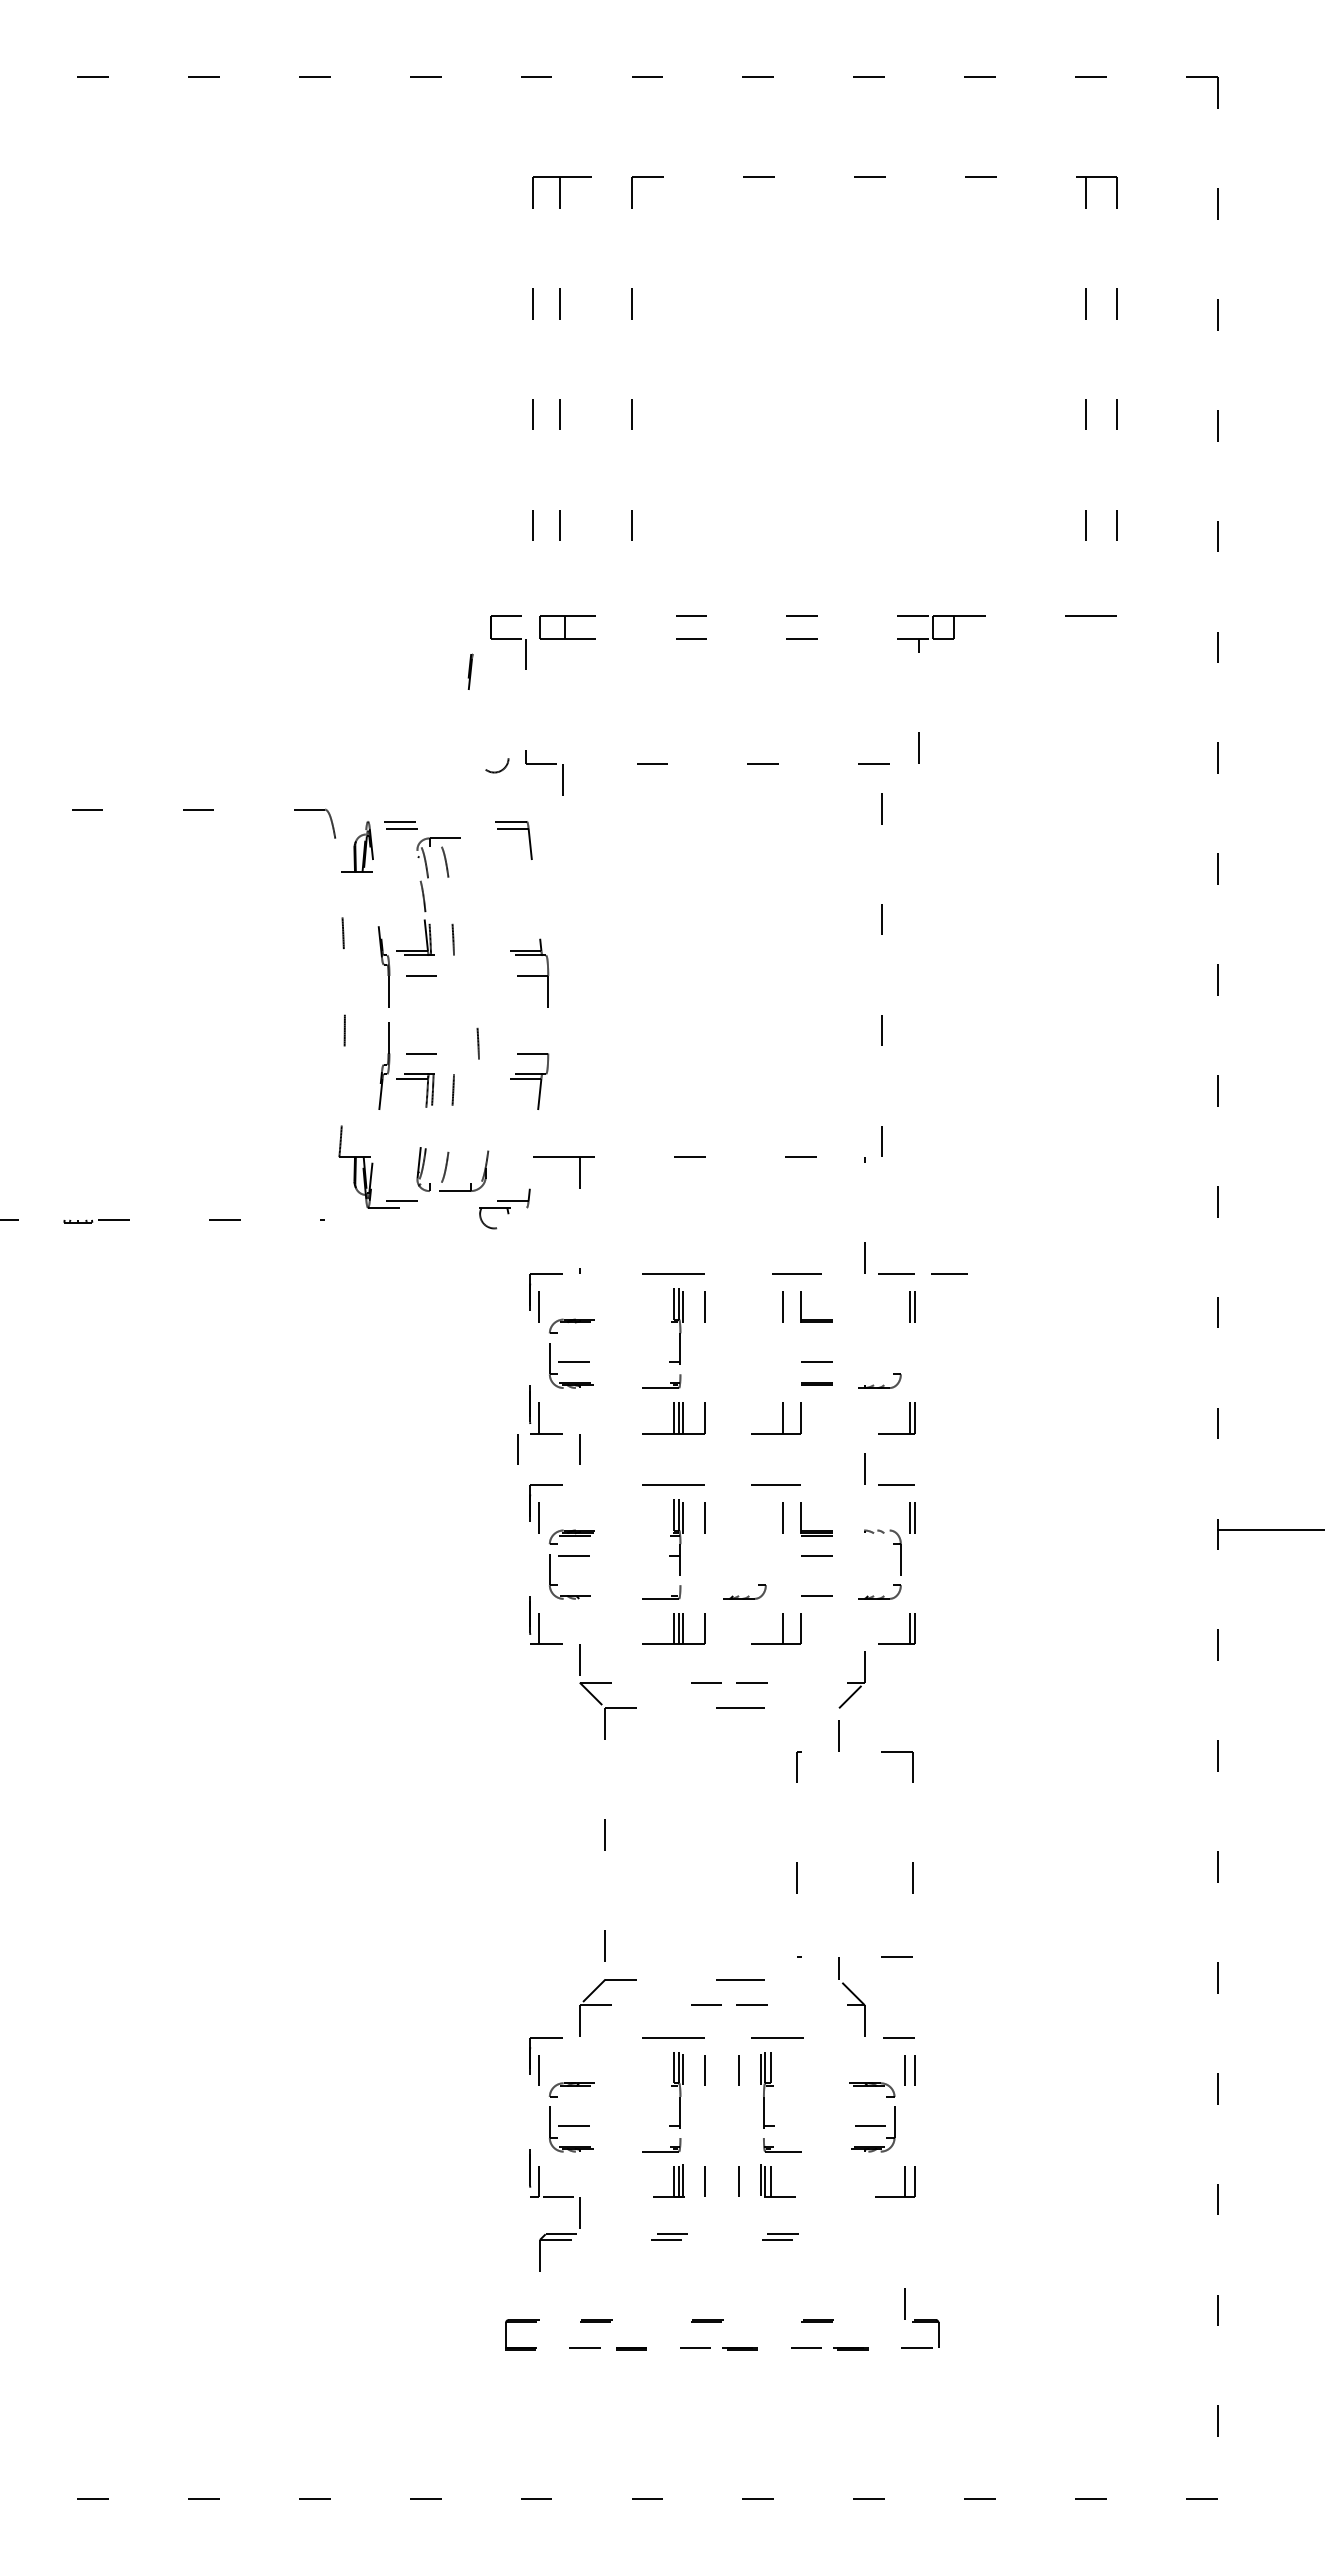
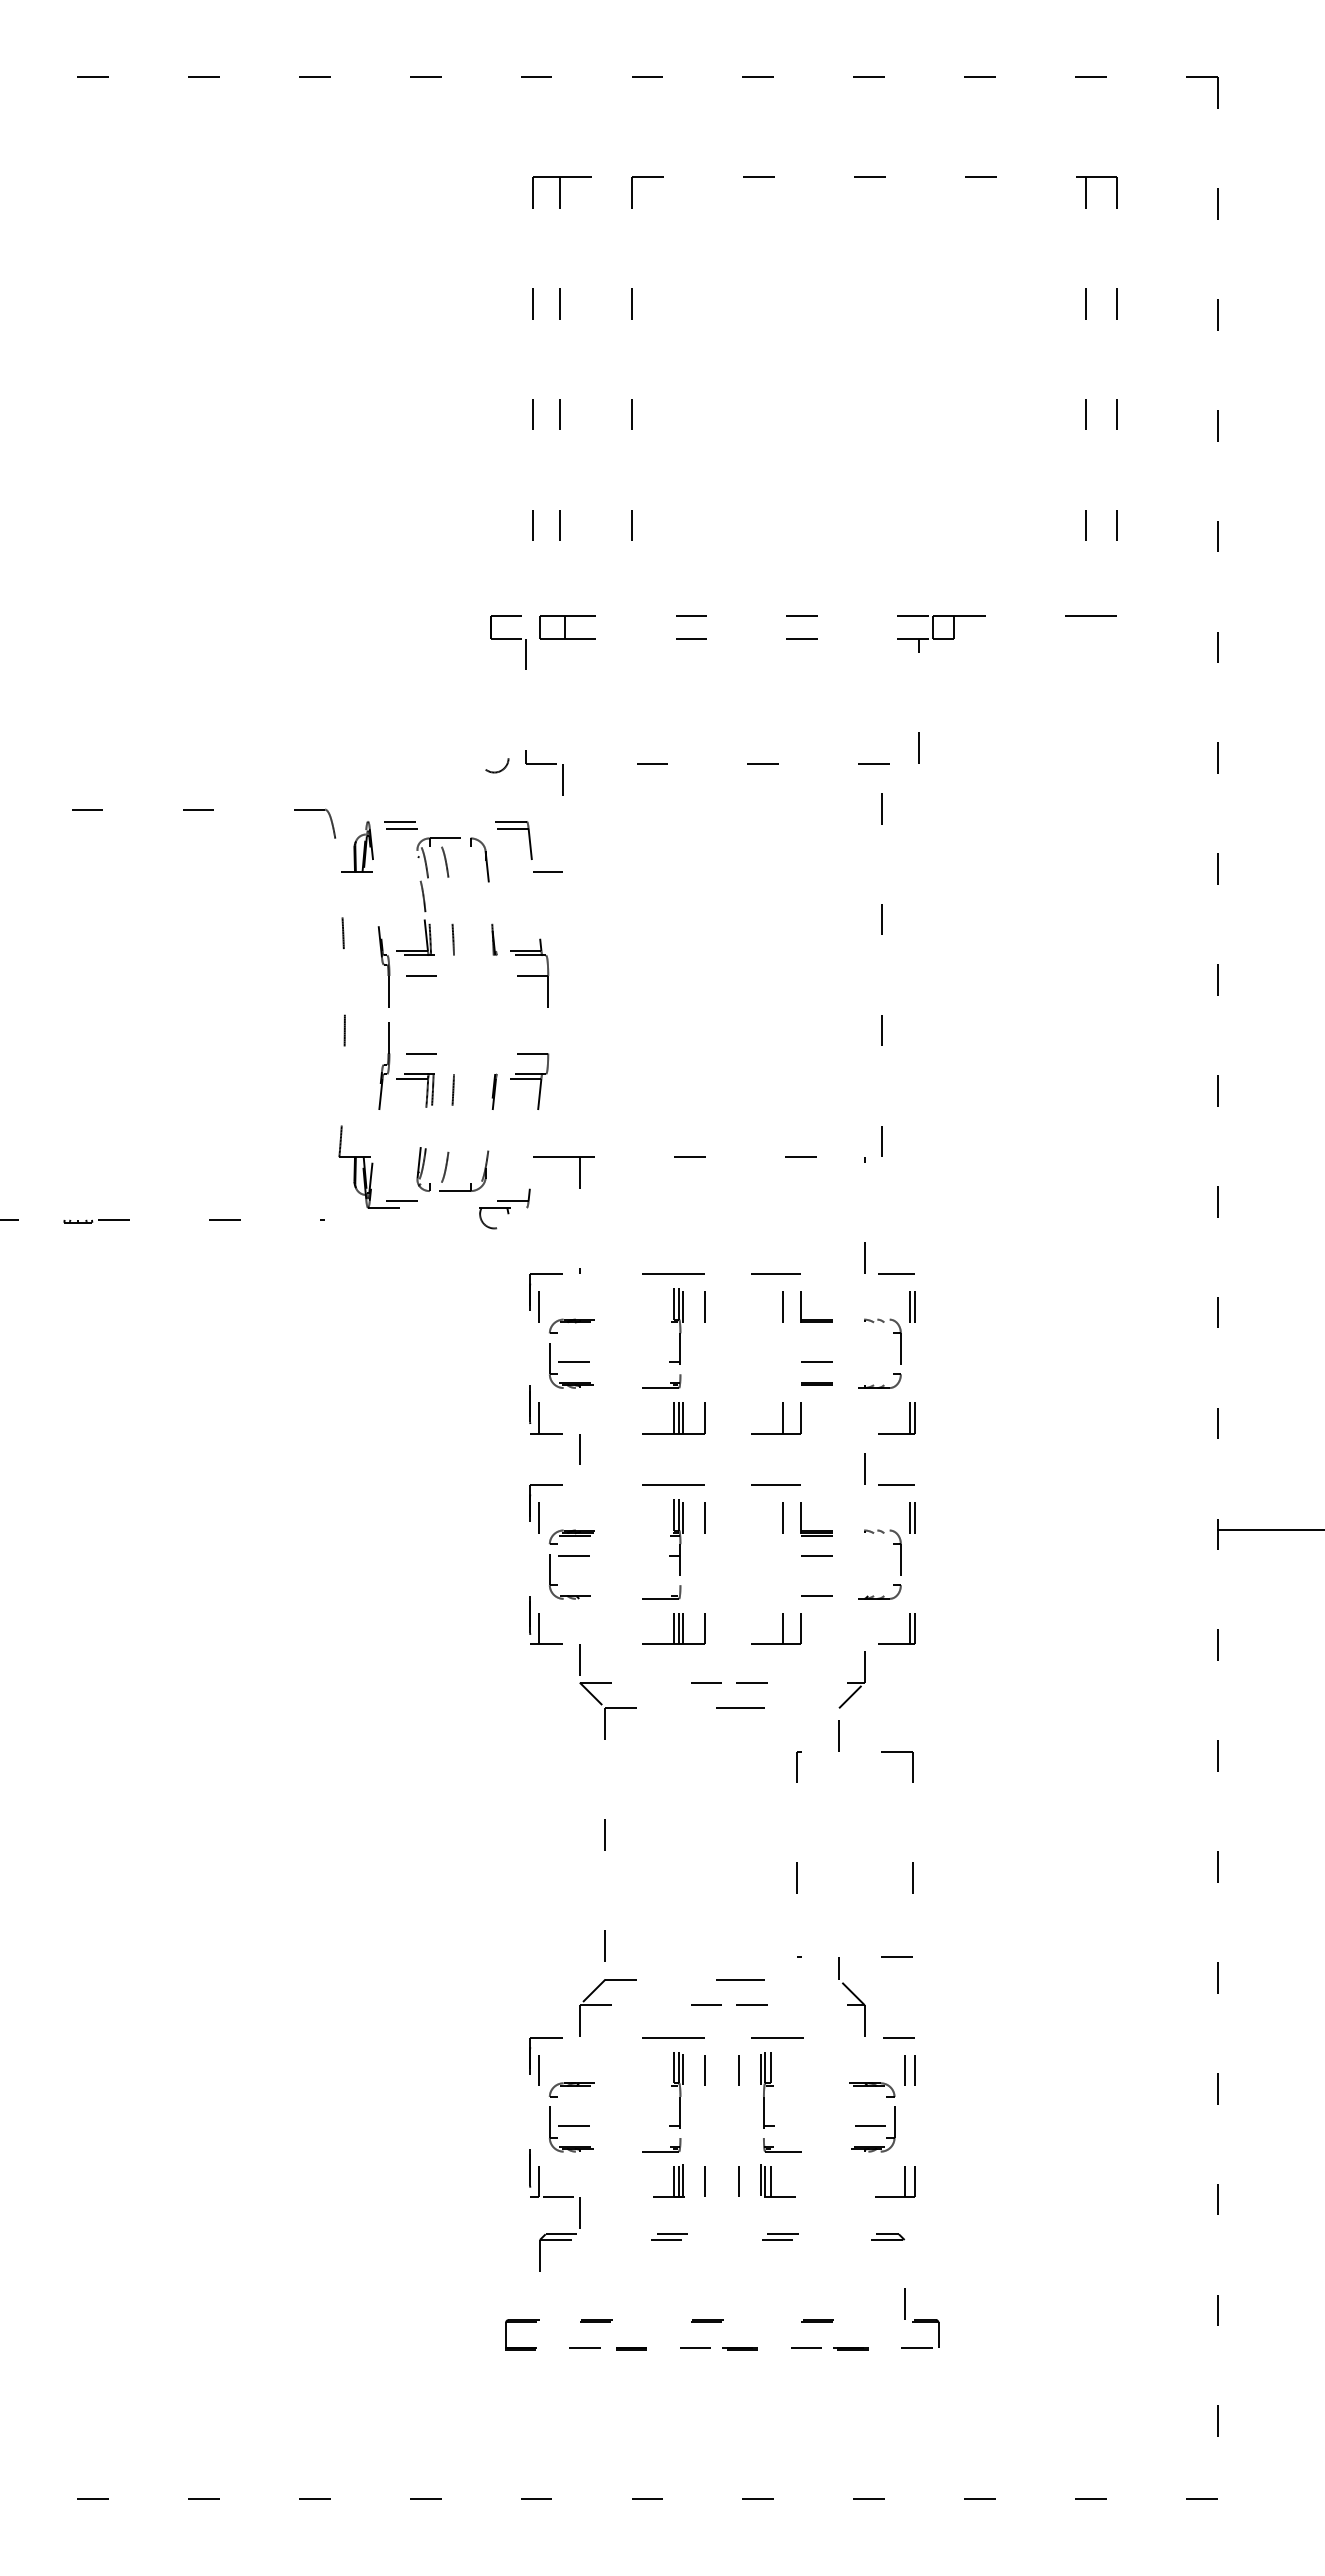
line position: (470, 671) -> (494, 1091) (494, 1091)
part: none -> present (479, 859)
line: none -> present (548, 872)
part: none -> present (494, 939)
line: present -> none (477, 1043)
line position: (796, 1273) -> (775, 1273) (775, 1273)
line: present -> none (949, 1273)
part: none -> present (893, 1333)
line: present -> none (517, 1449)
part: present -> none (744, 1591)
part: none -> present (888, 2236)
